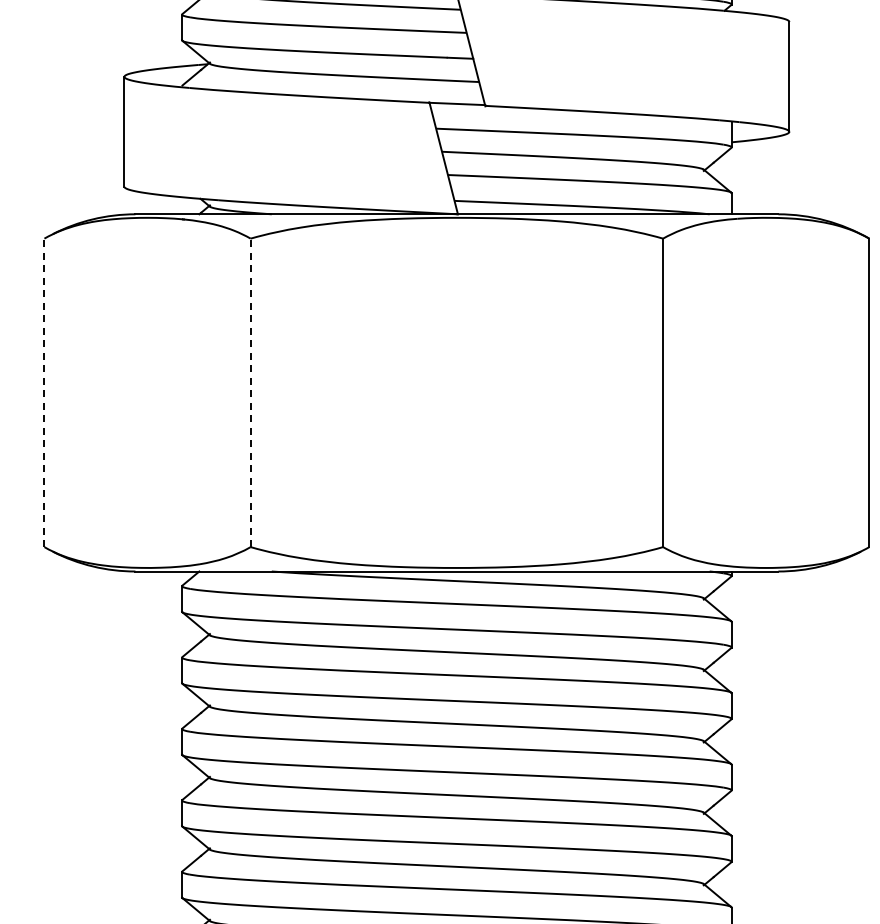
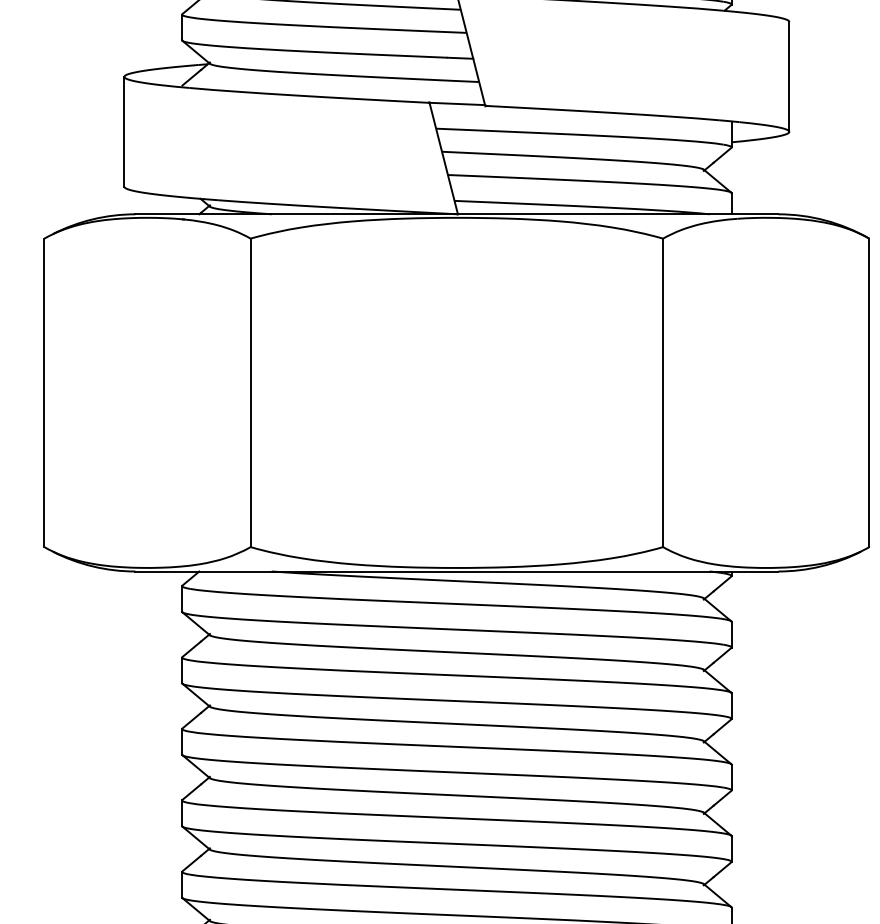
line: dashed -> solid (44, 392)
line: dashed -> solid (250, 392)
